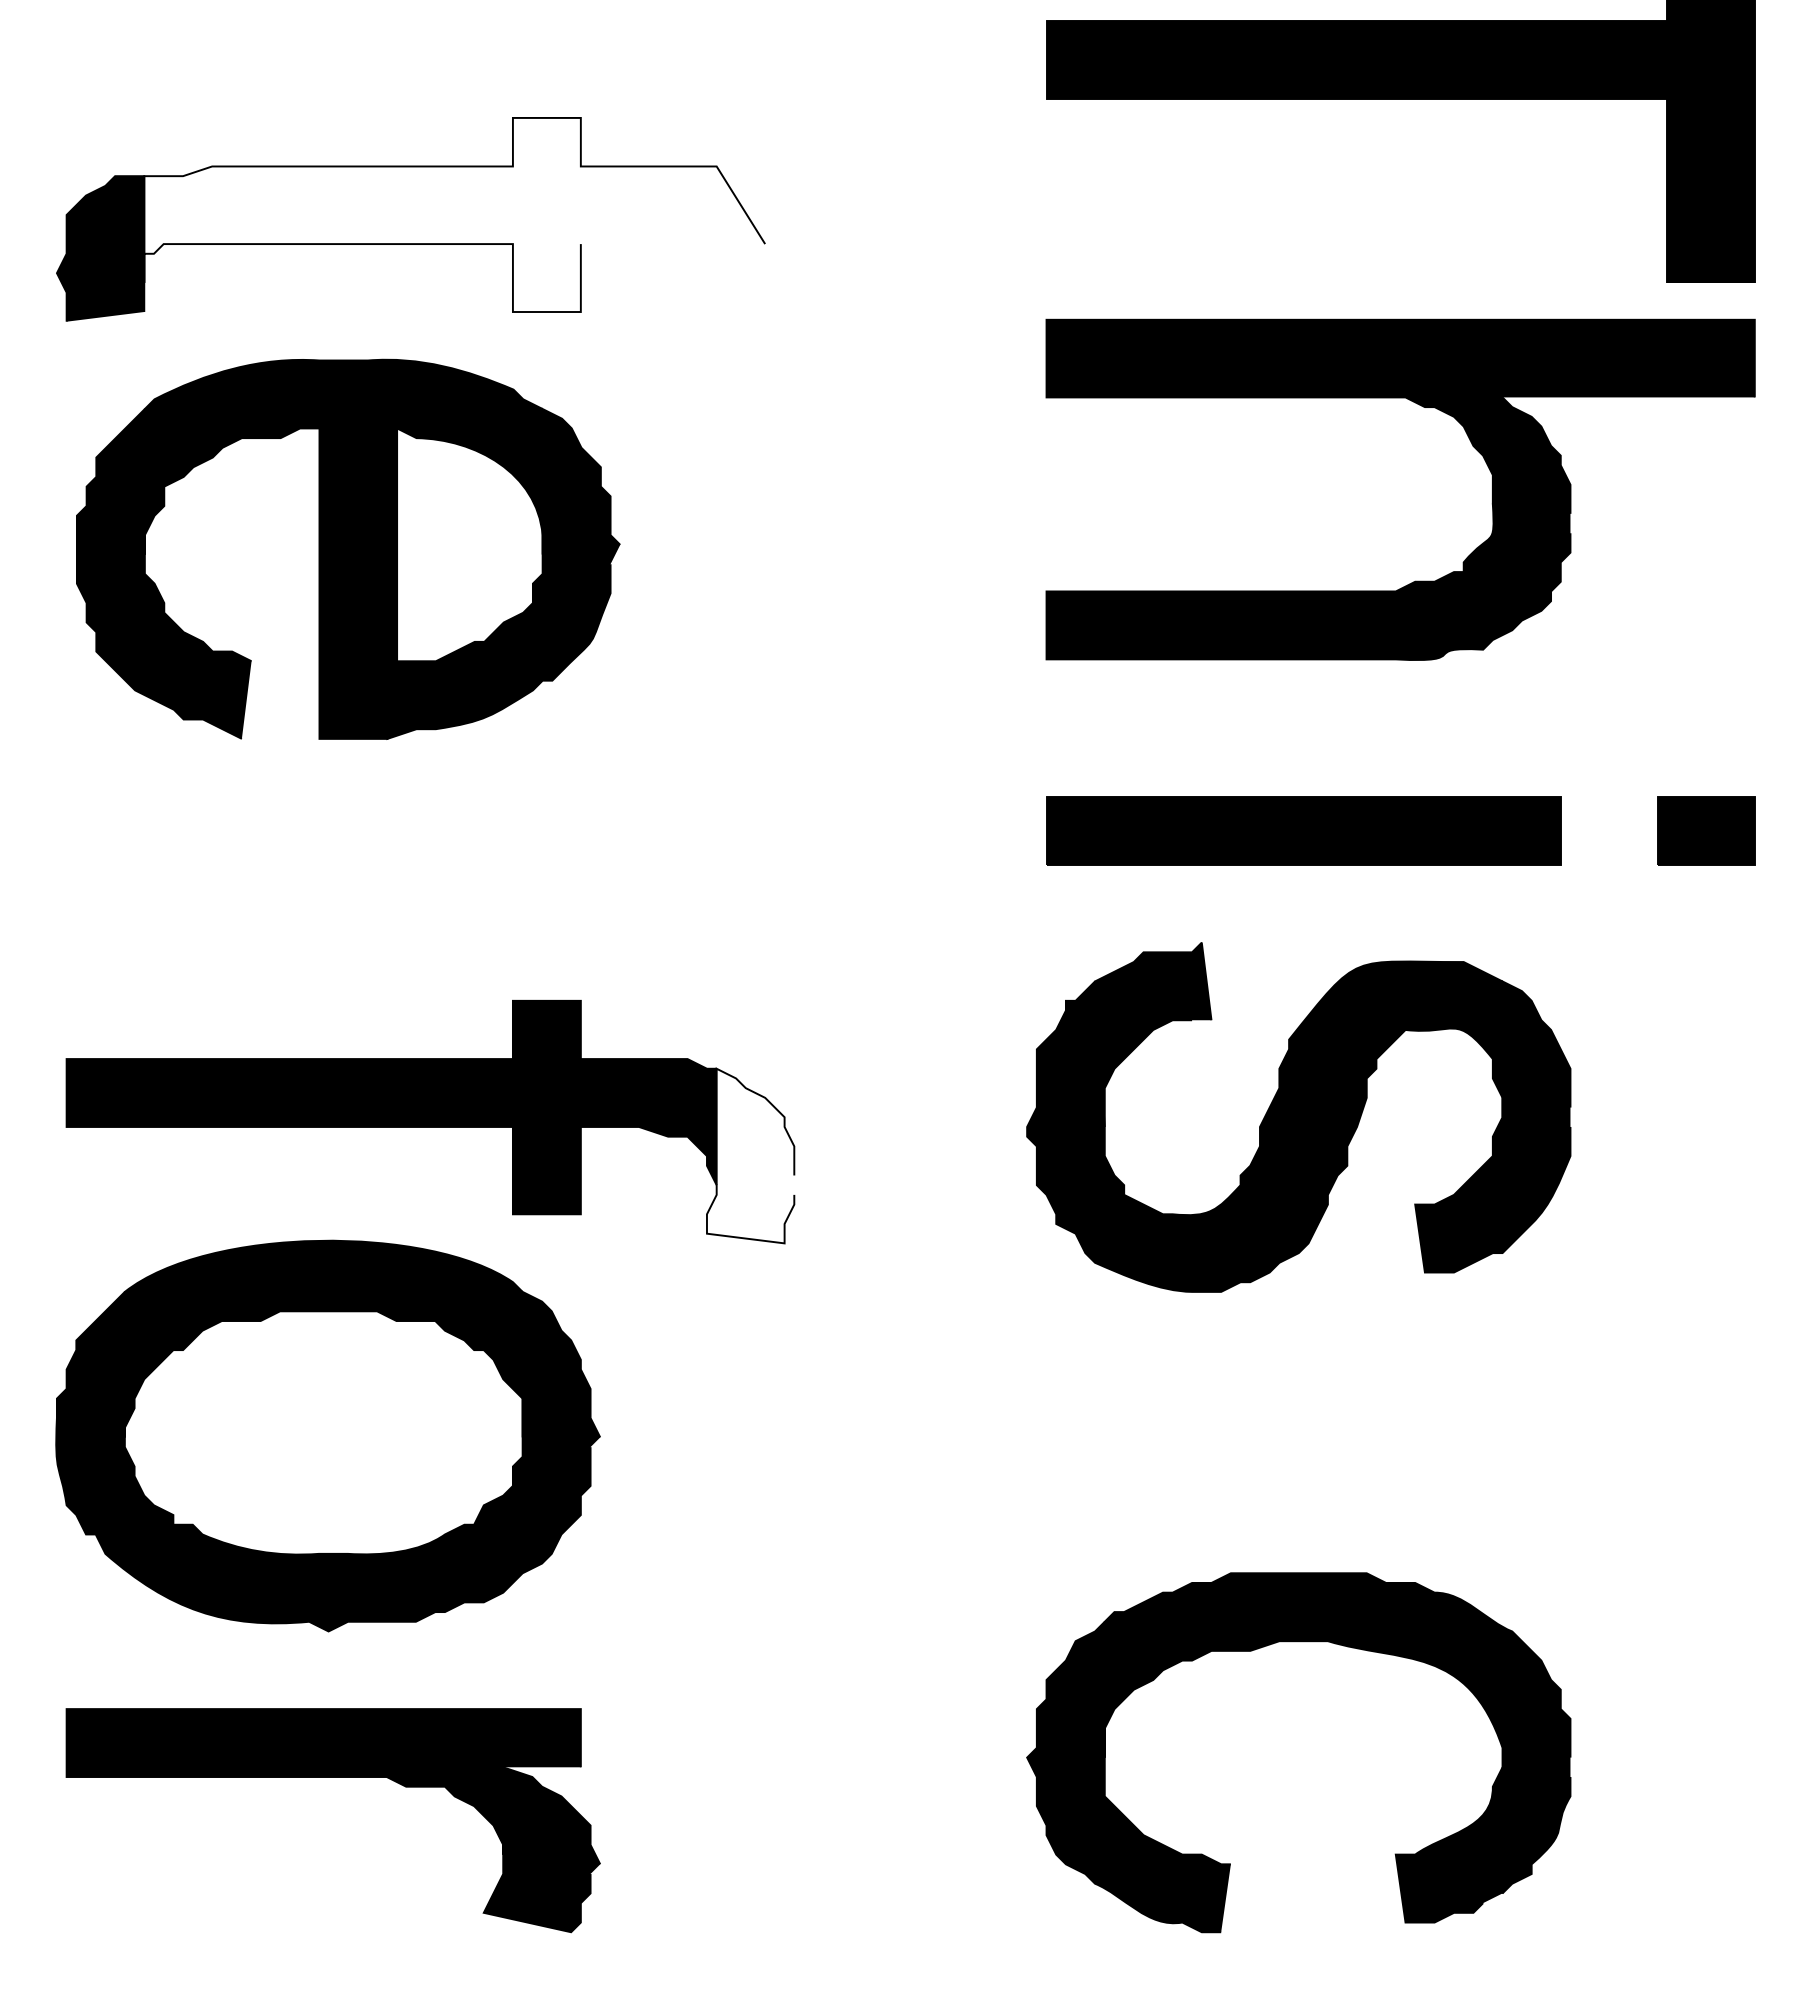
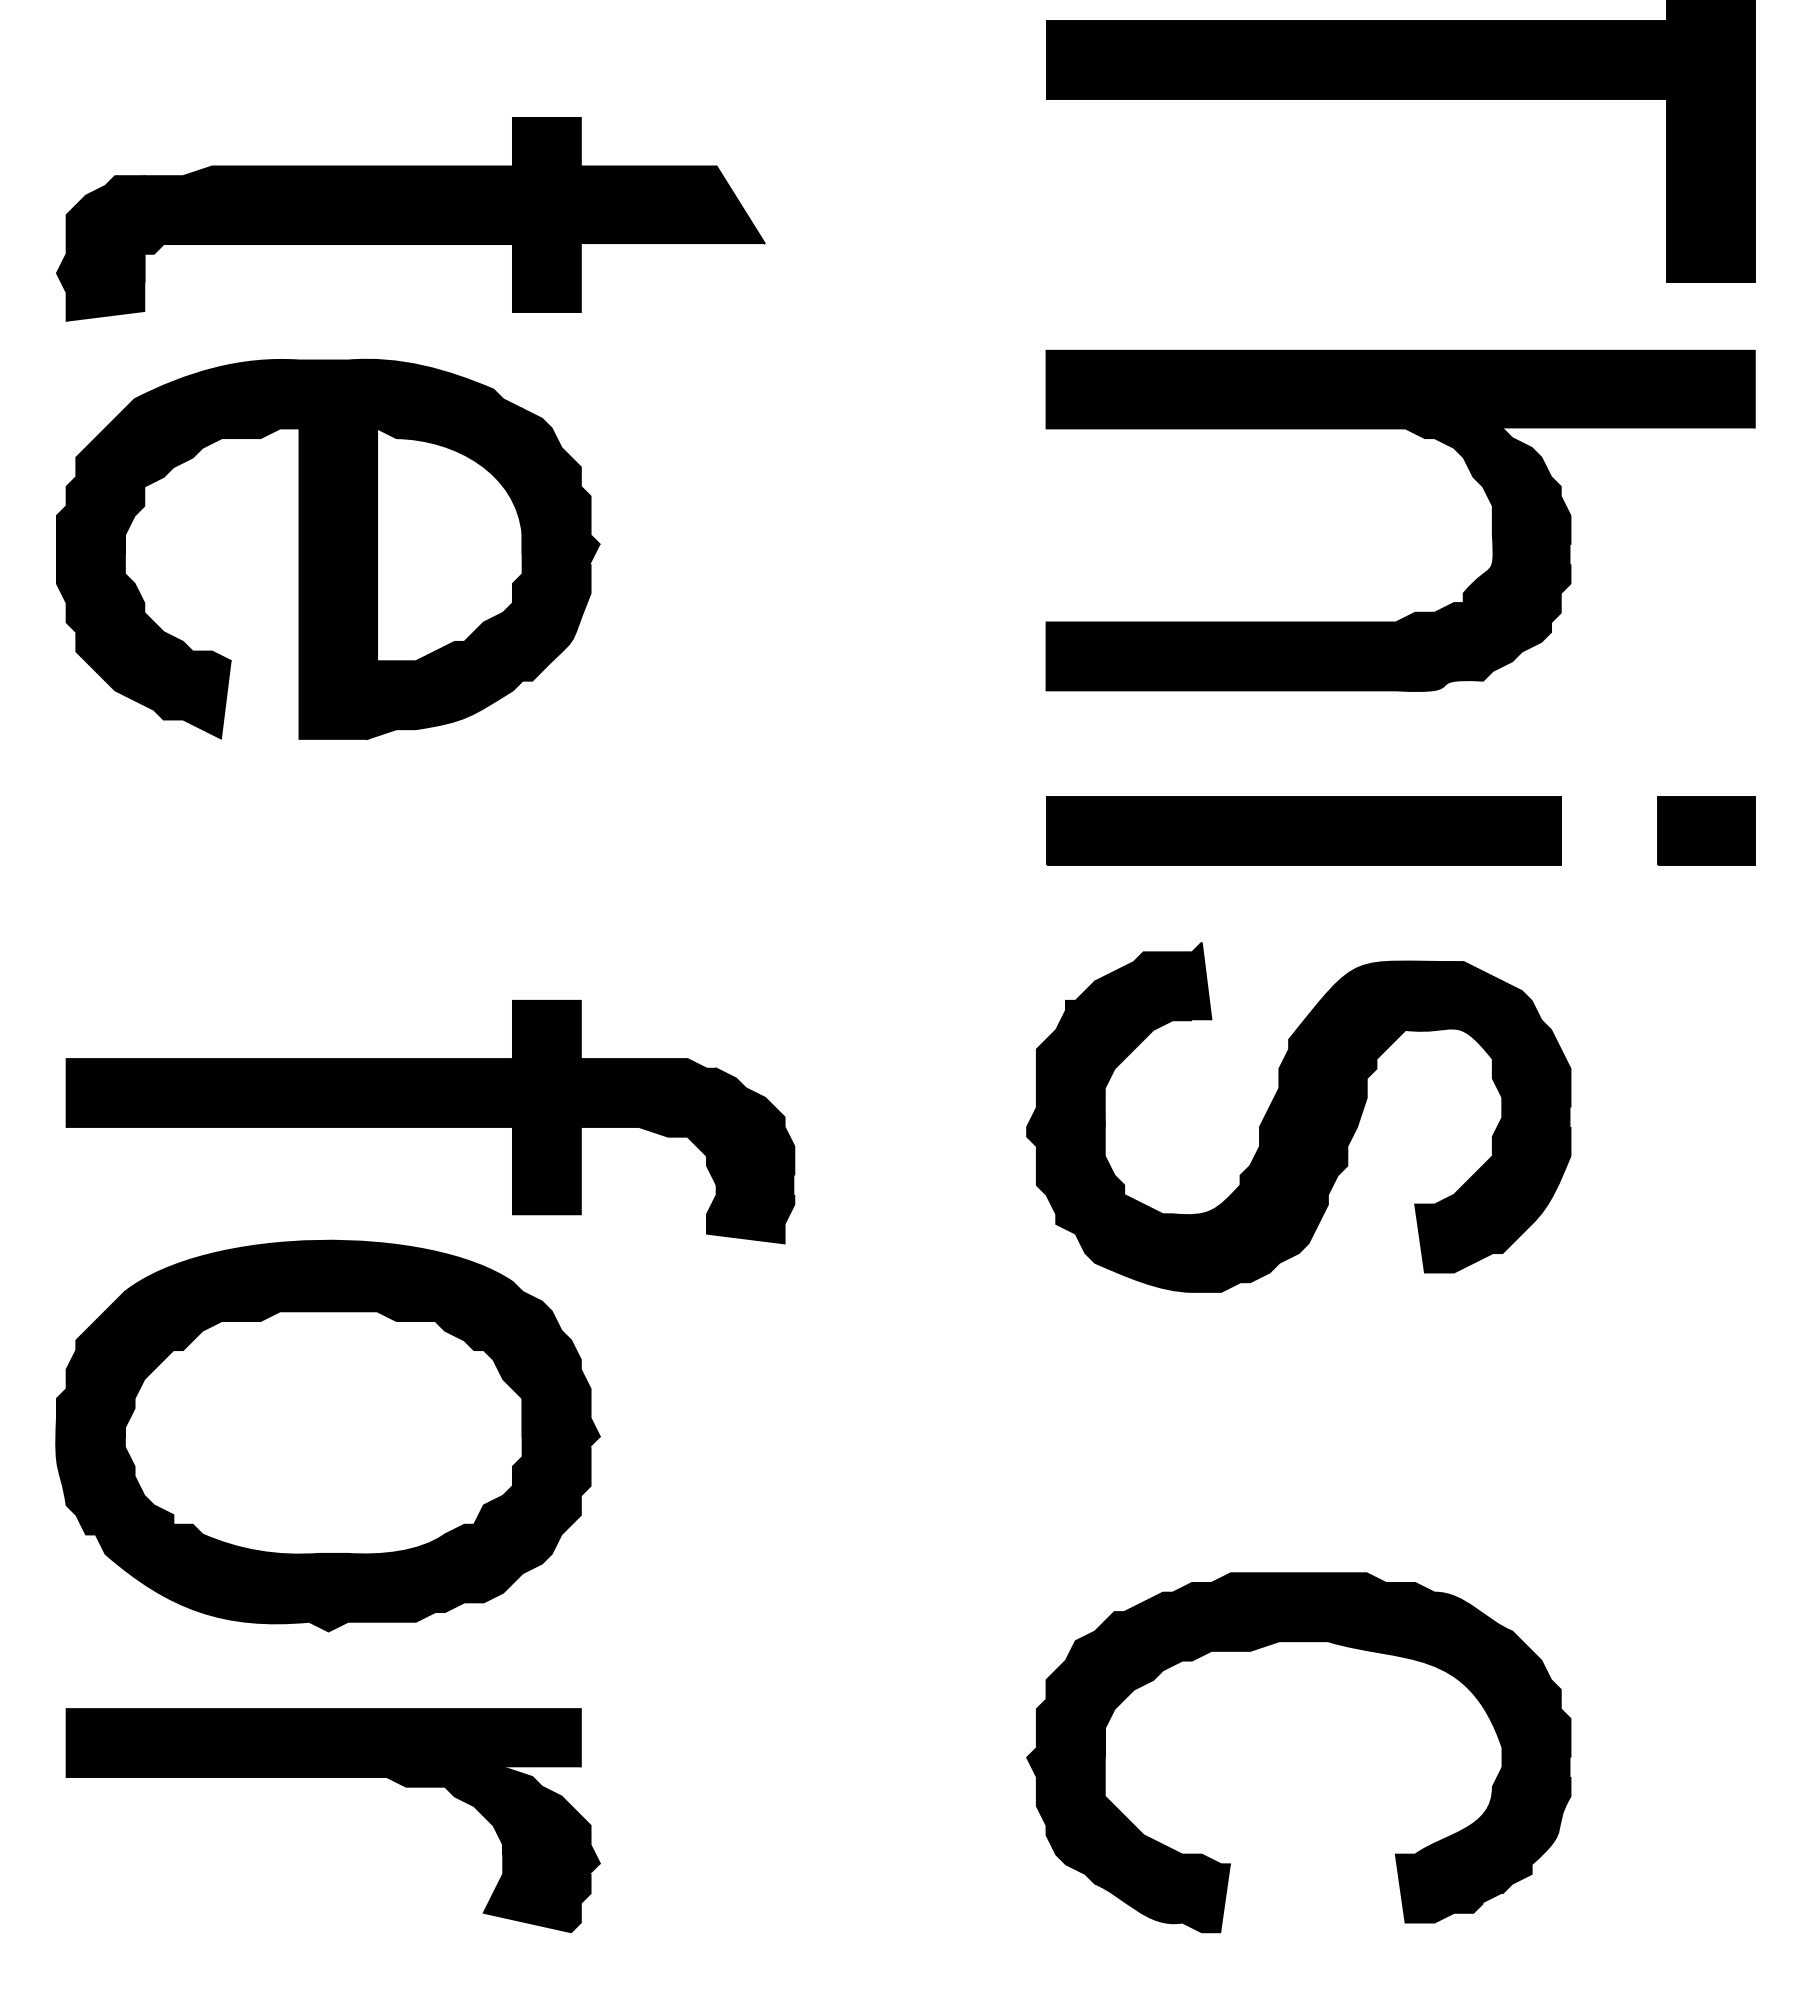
fill: none -> present (454, 214)
part position: (1472, 446) -> (1472, 477) (1472, 477)
part position: (348, 548) -> (328, 548) (328, 548)
fill: none -> present (750, 1155)
